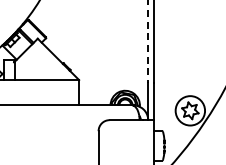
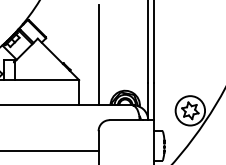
line: dashed -> solid (148, 41)
line: none -> present (98, 54)
line: none -> present (50, 151)
